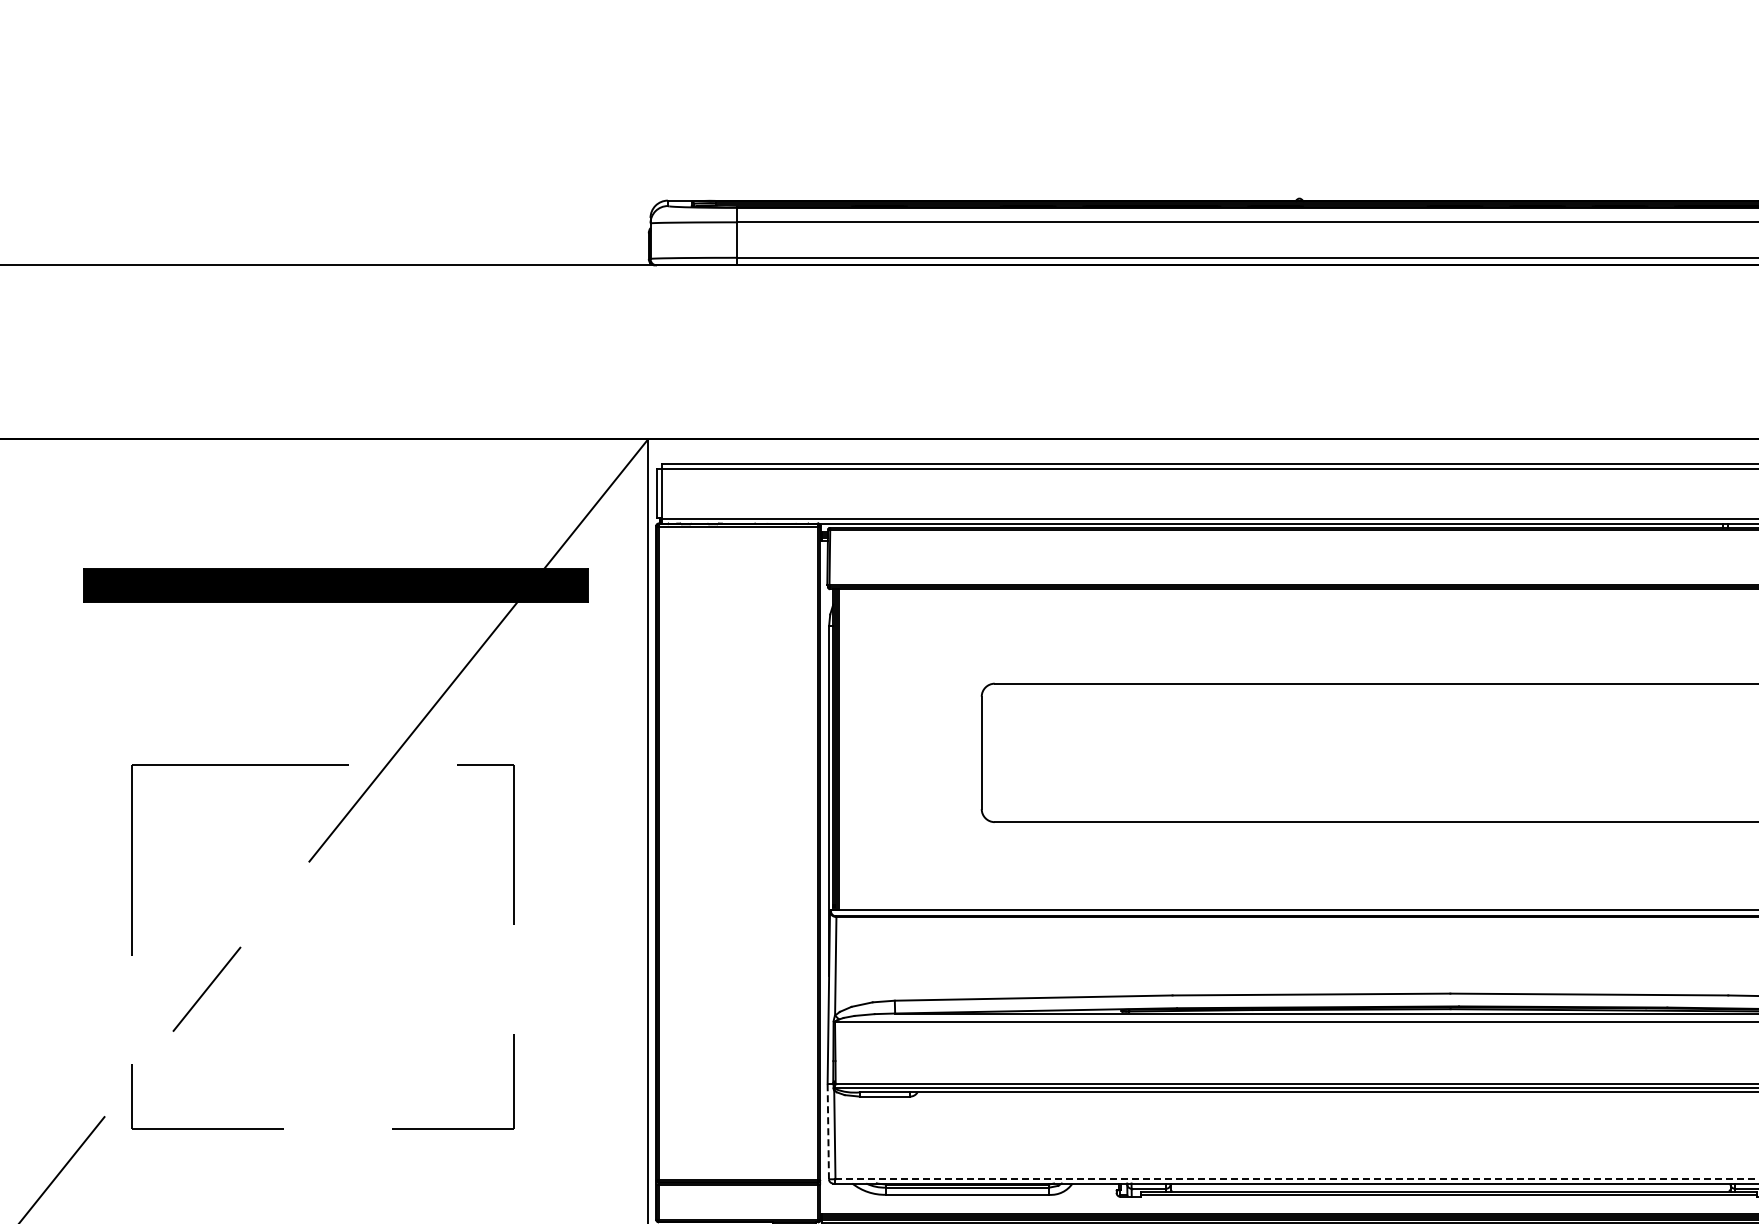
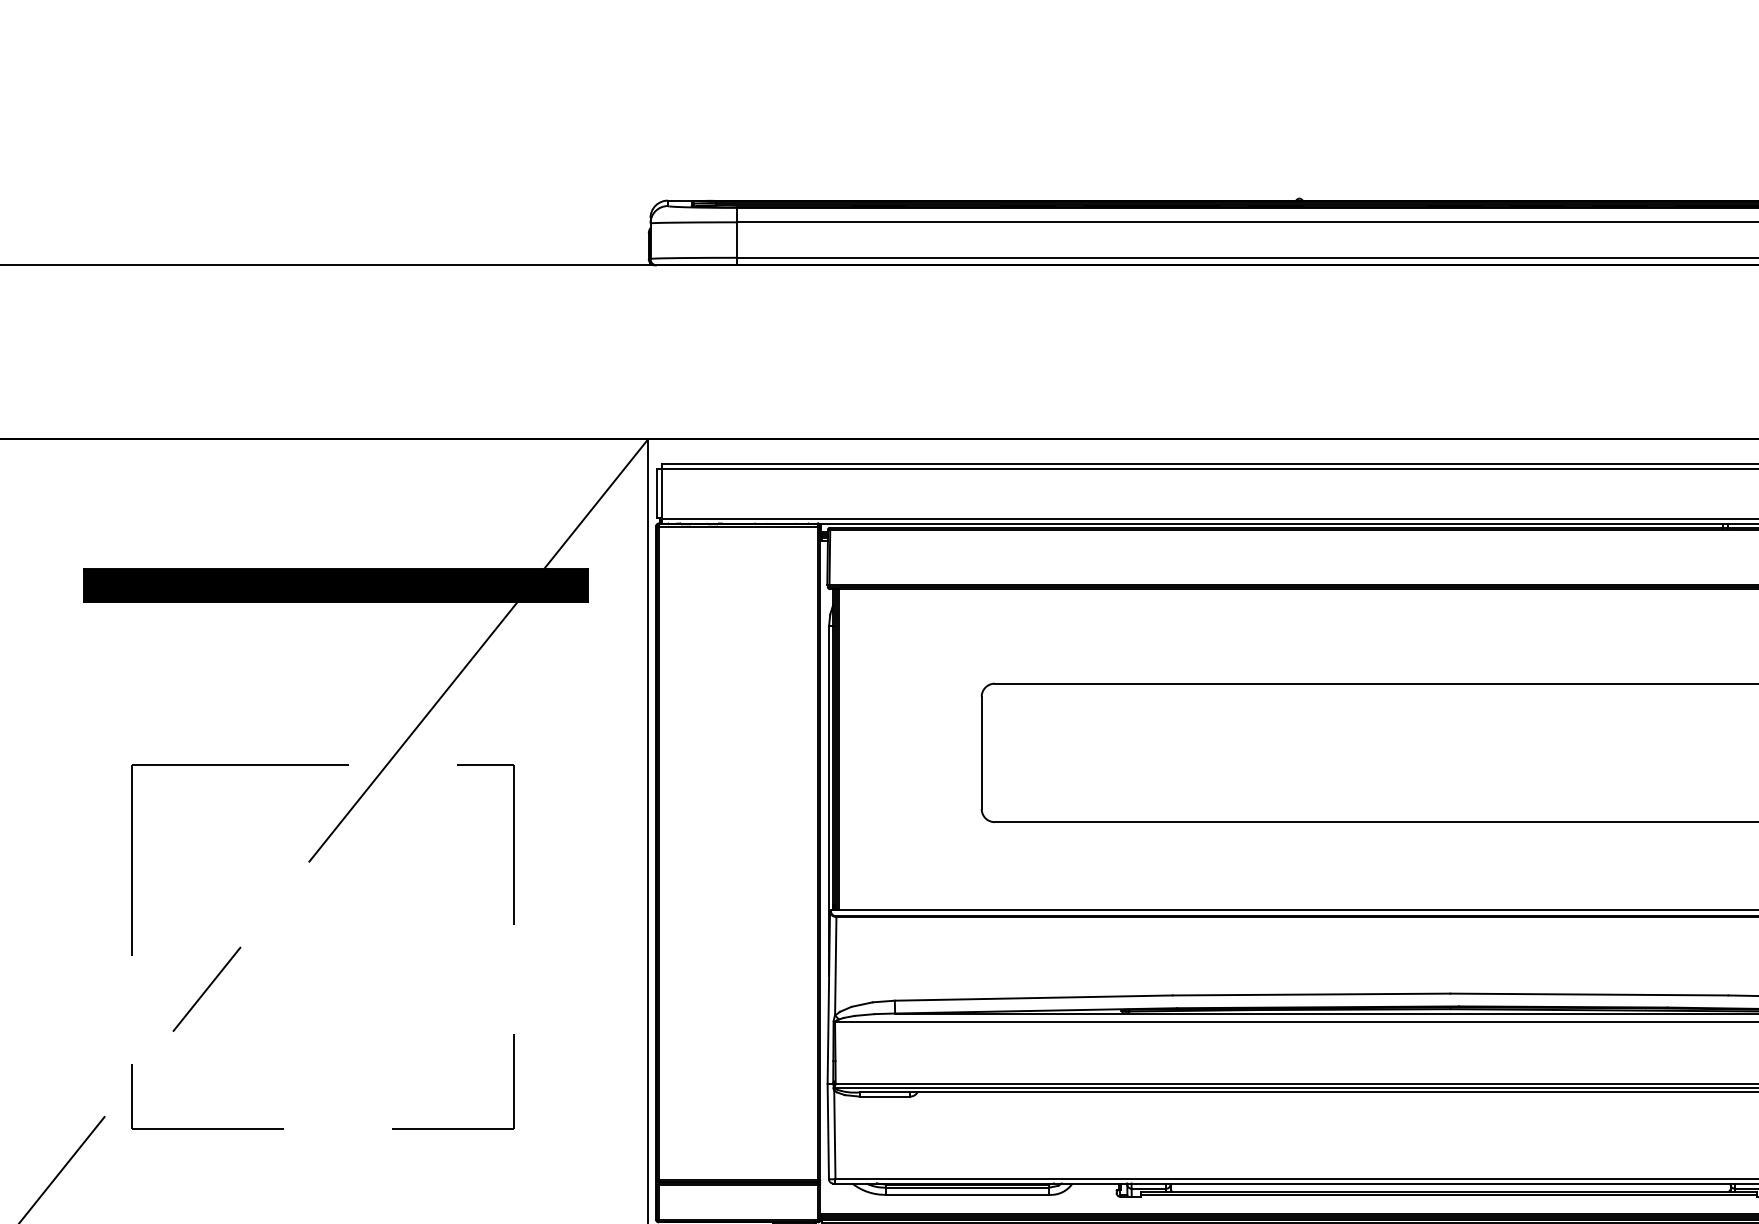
line: dashed -> solid (828, 1131)
line: dashed -> solid (1297, 1179)
